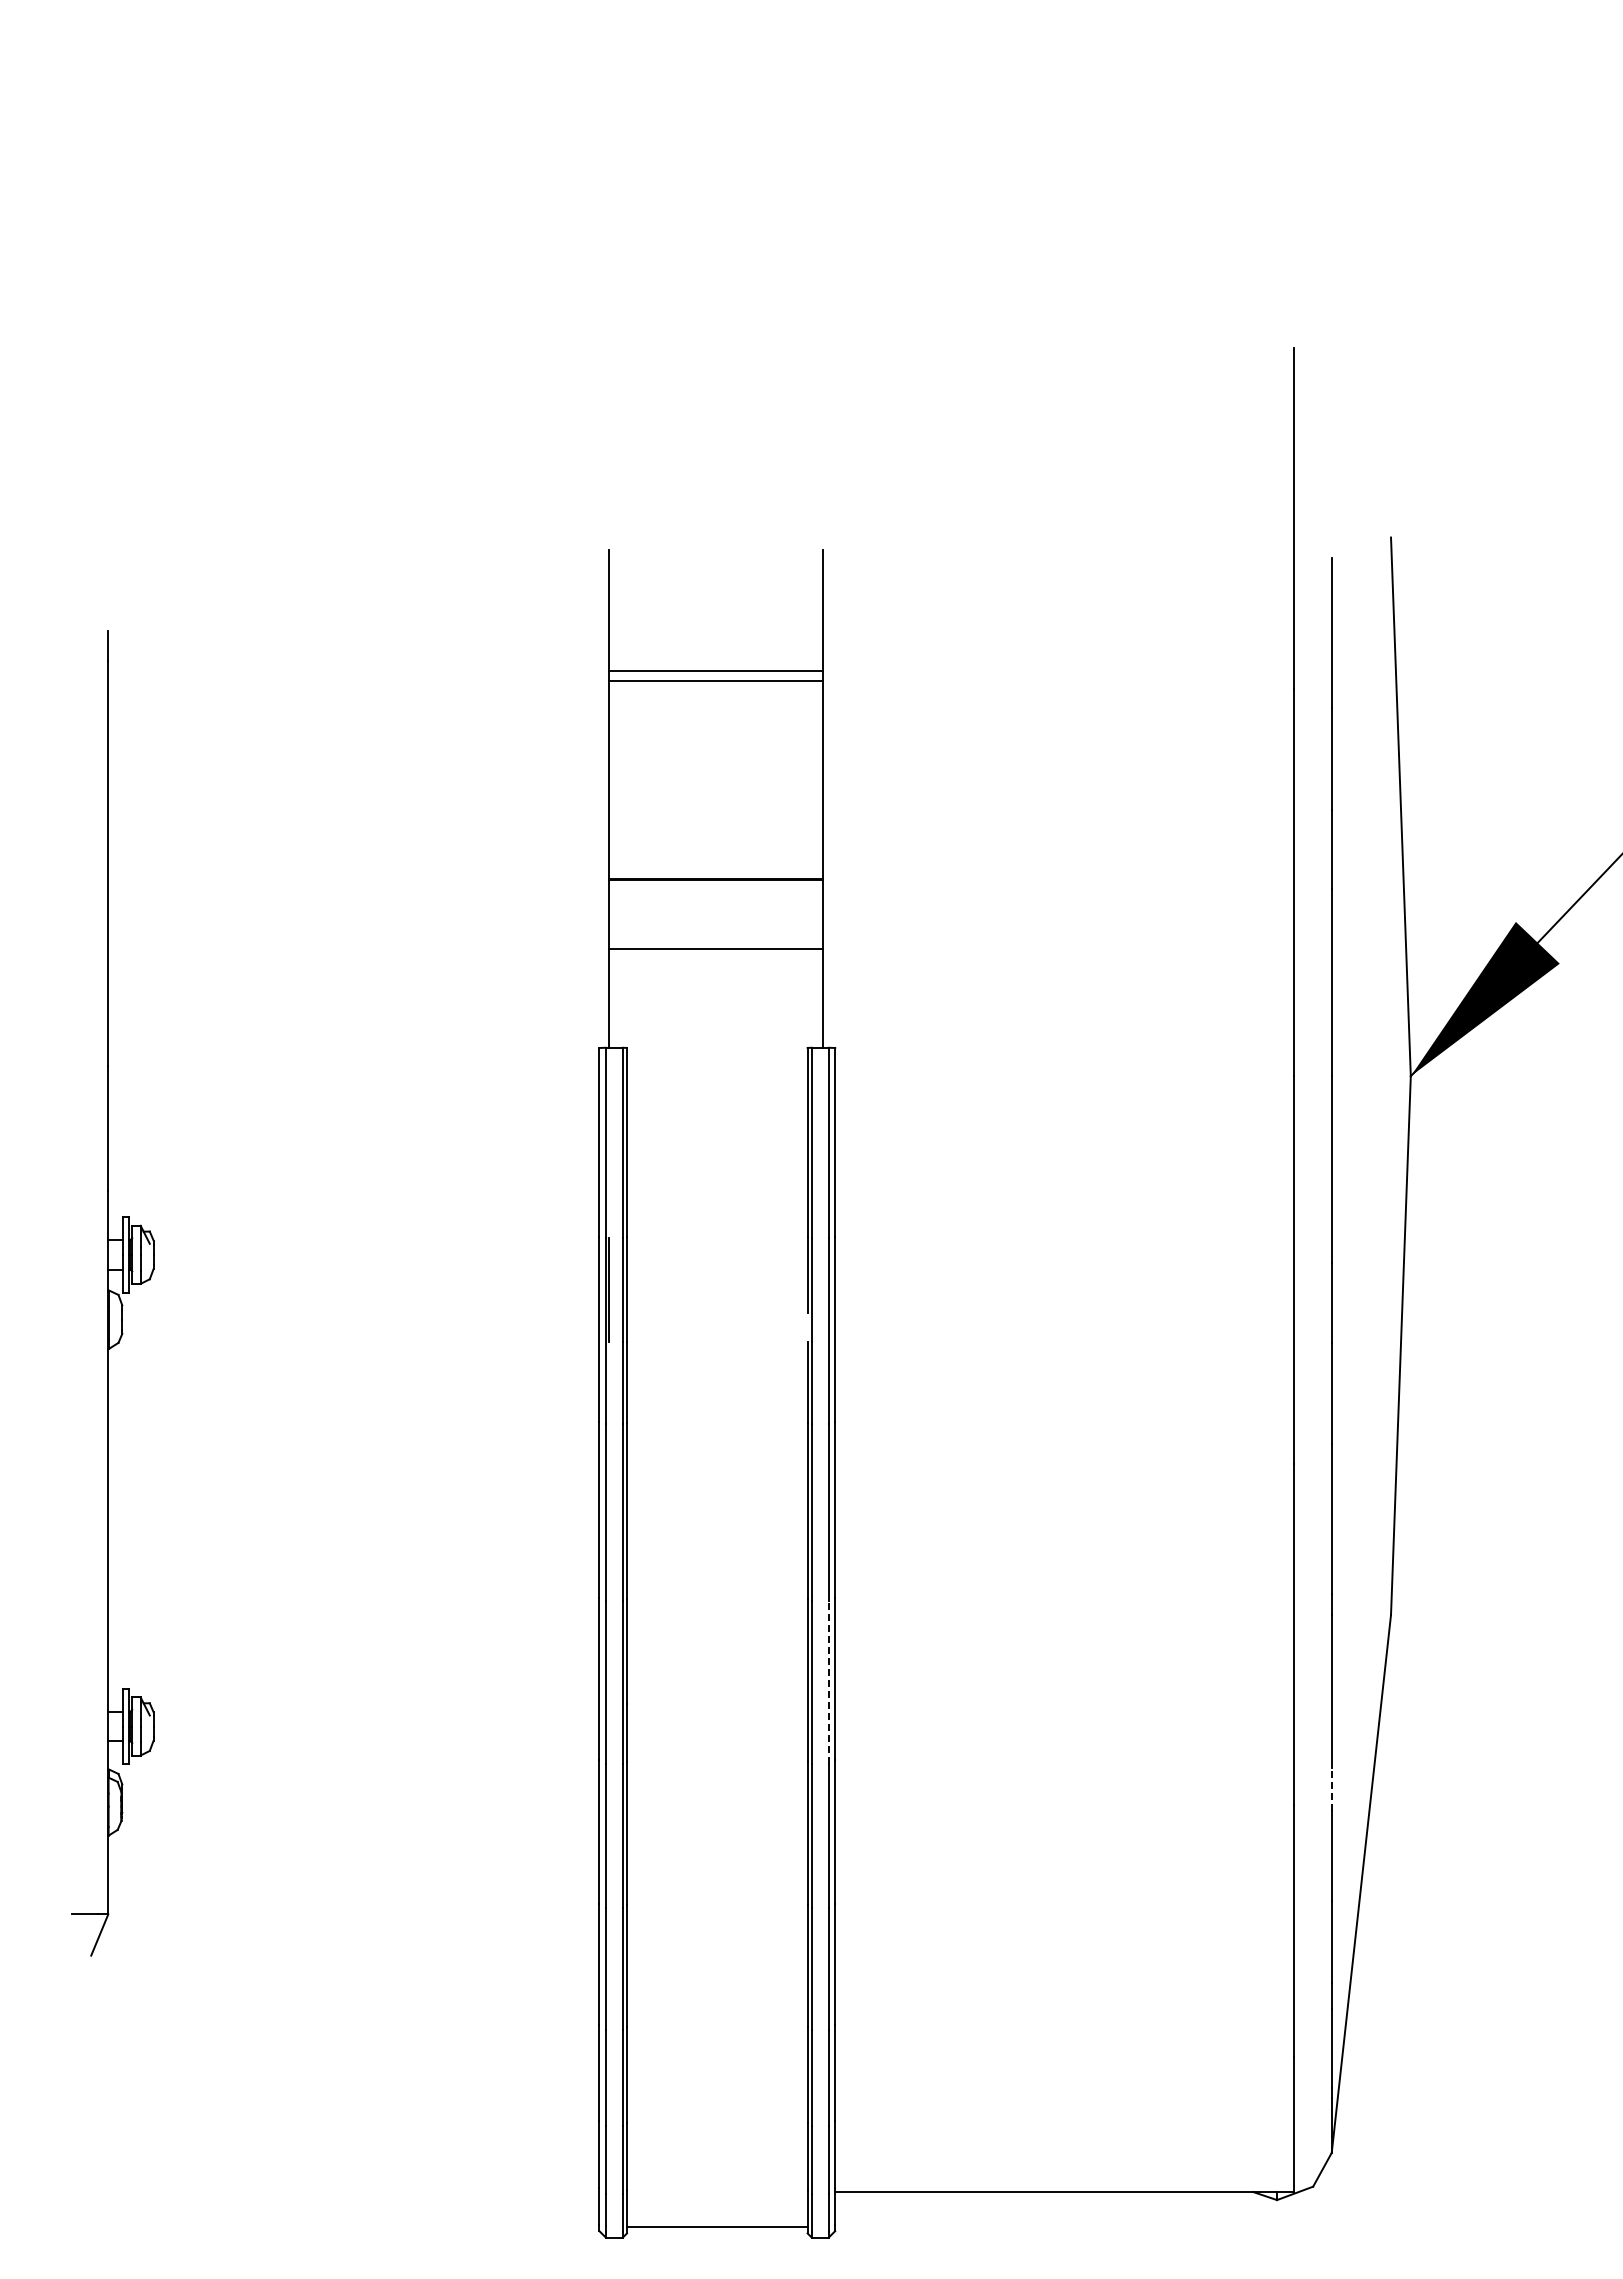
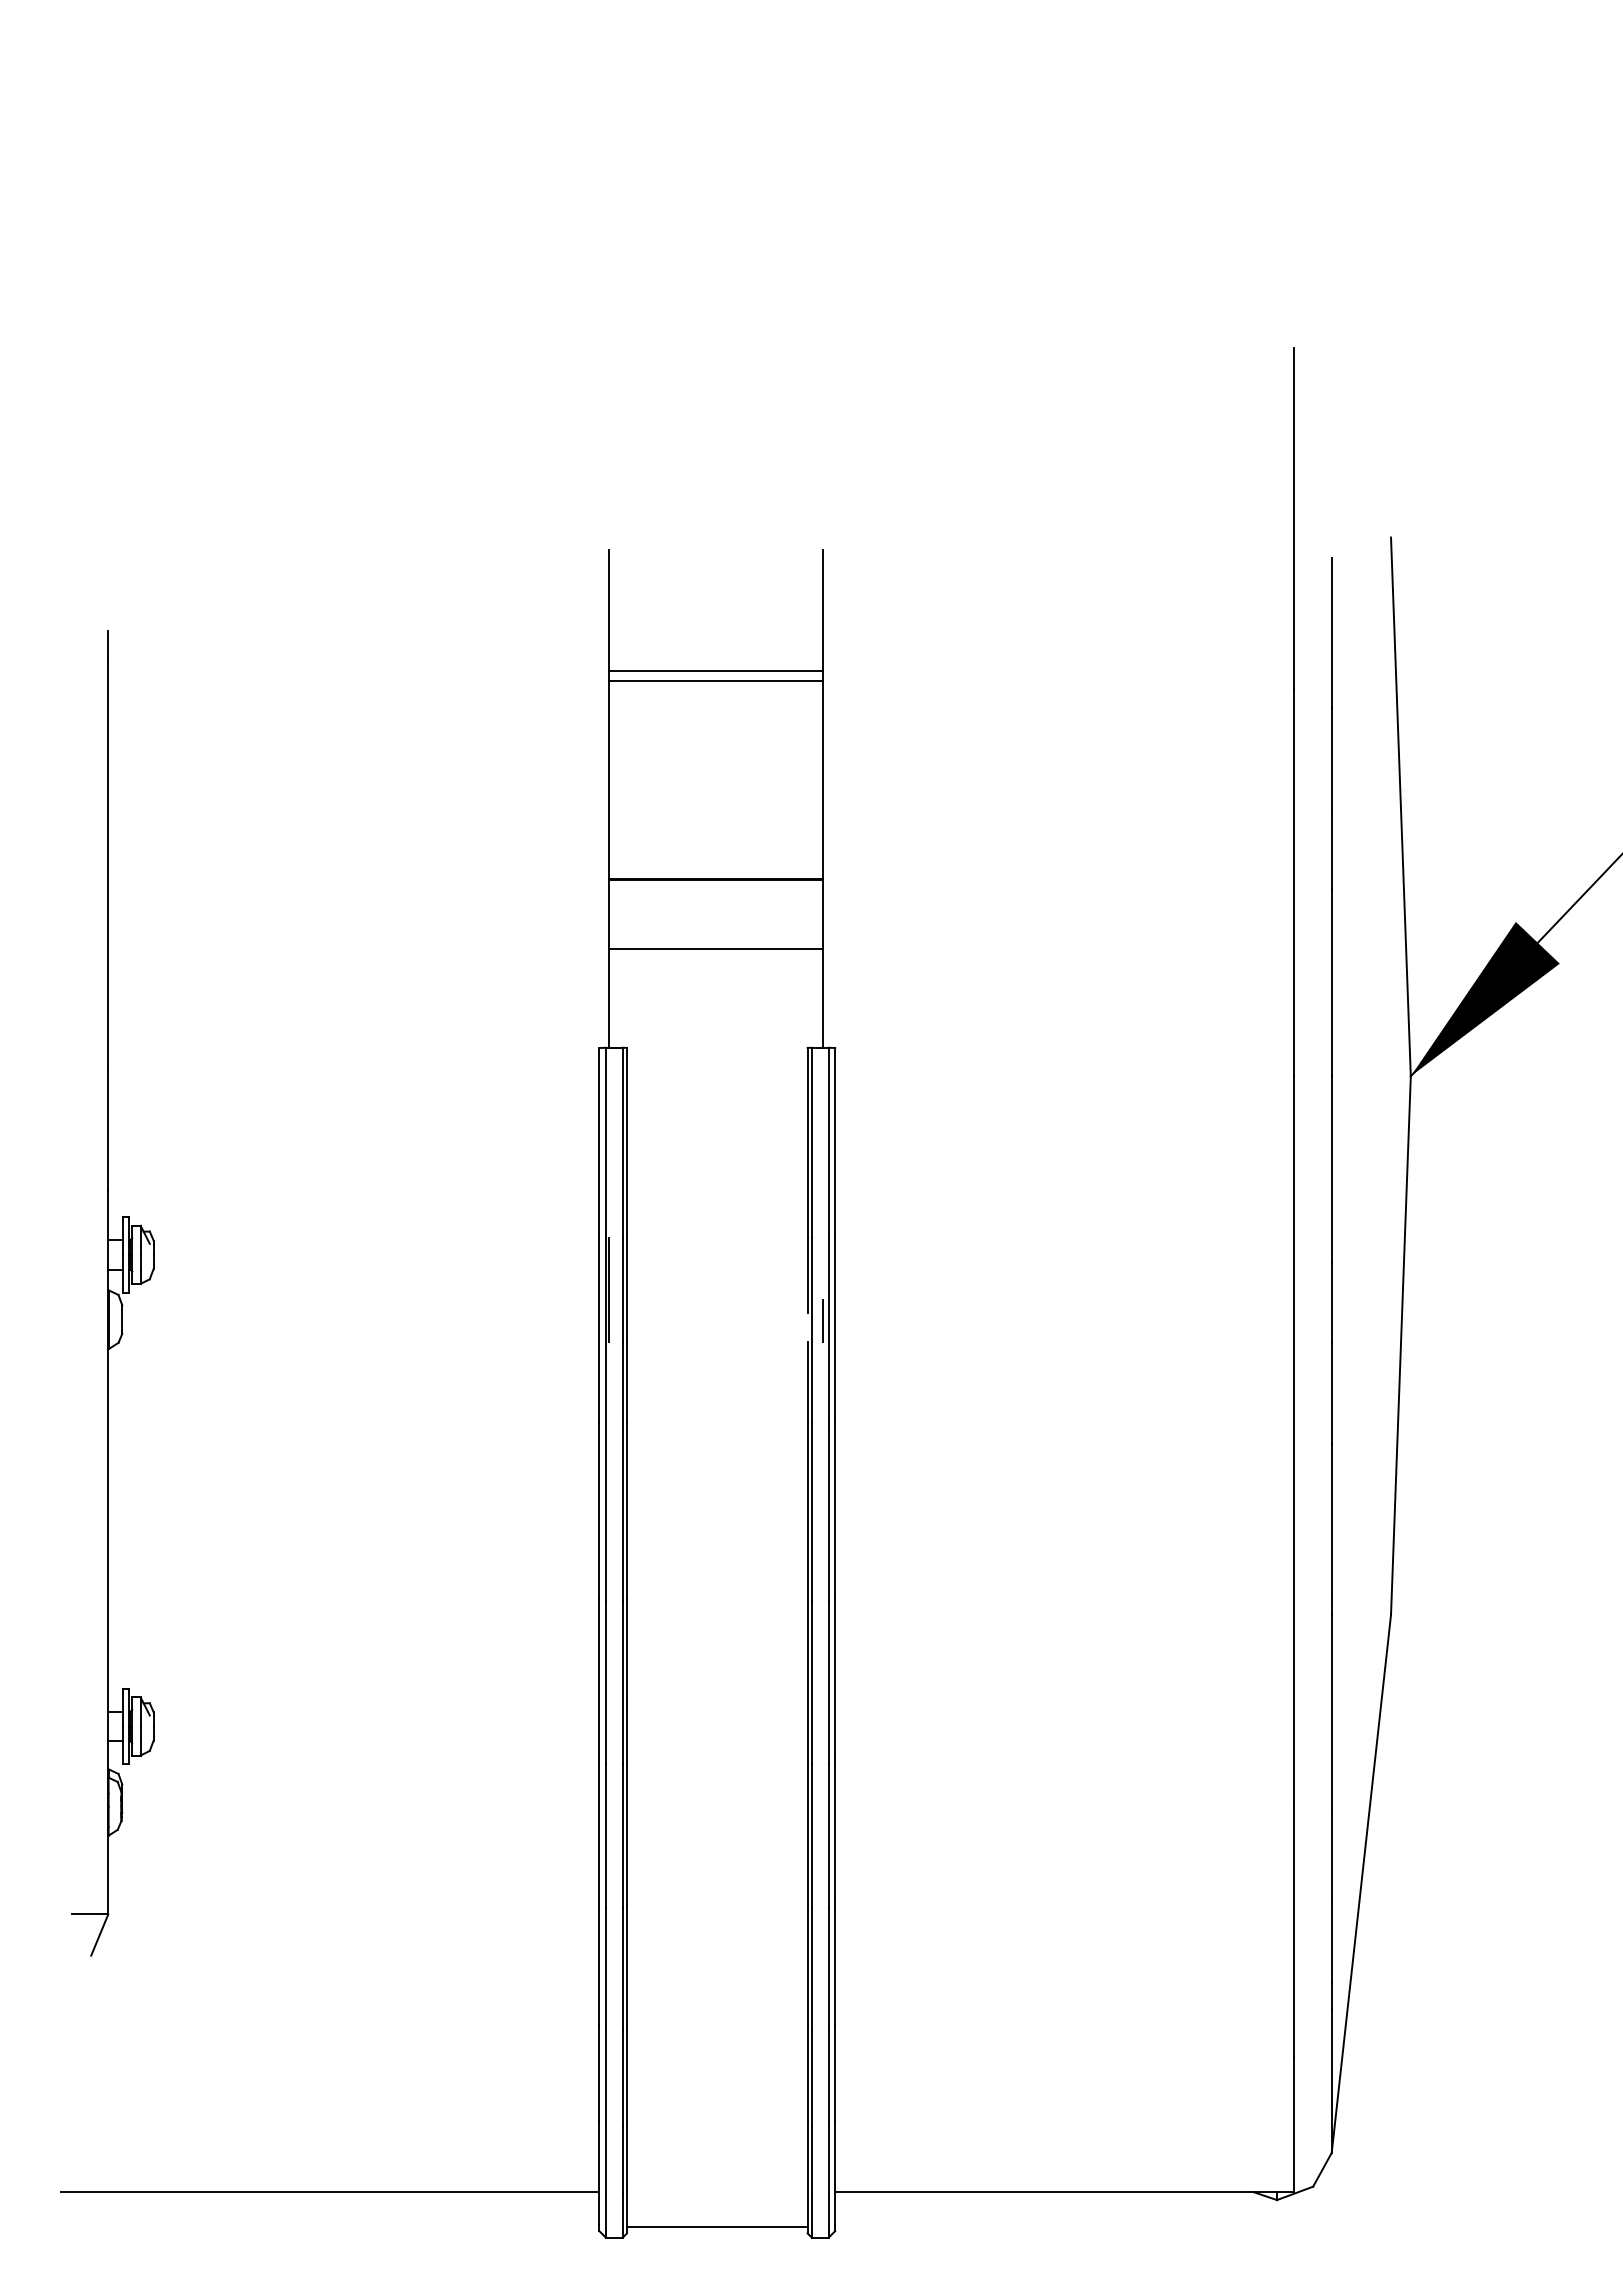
line: none -> present (823, 1320)
line: dashed -> solid (828, 1682)
line: dashed -> solid (1331, 1789)
line: none -> present (330, 2192)
